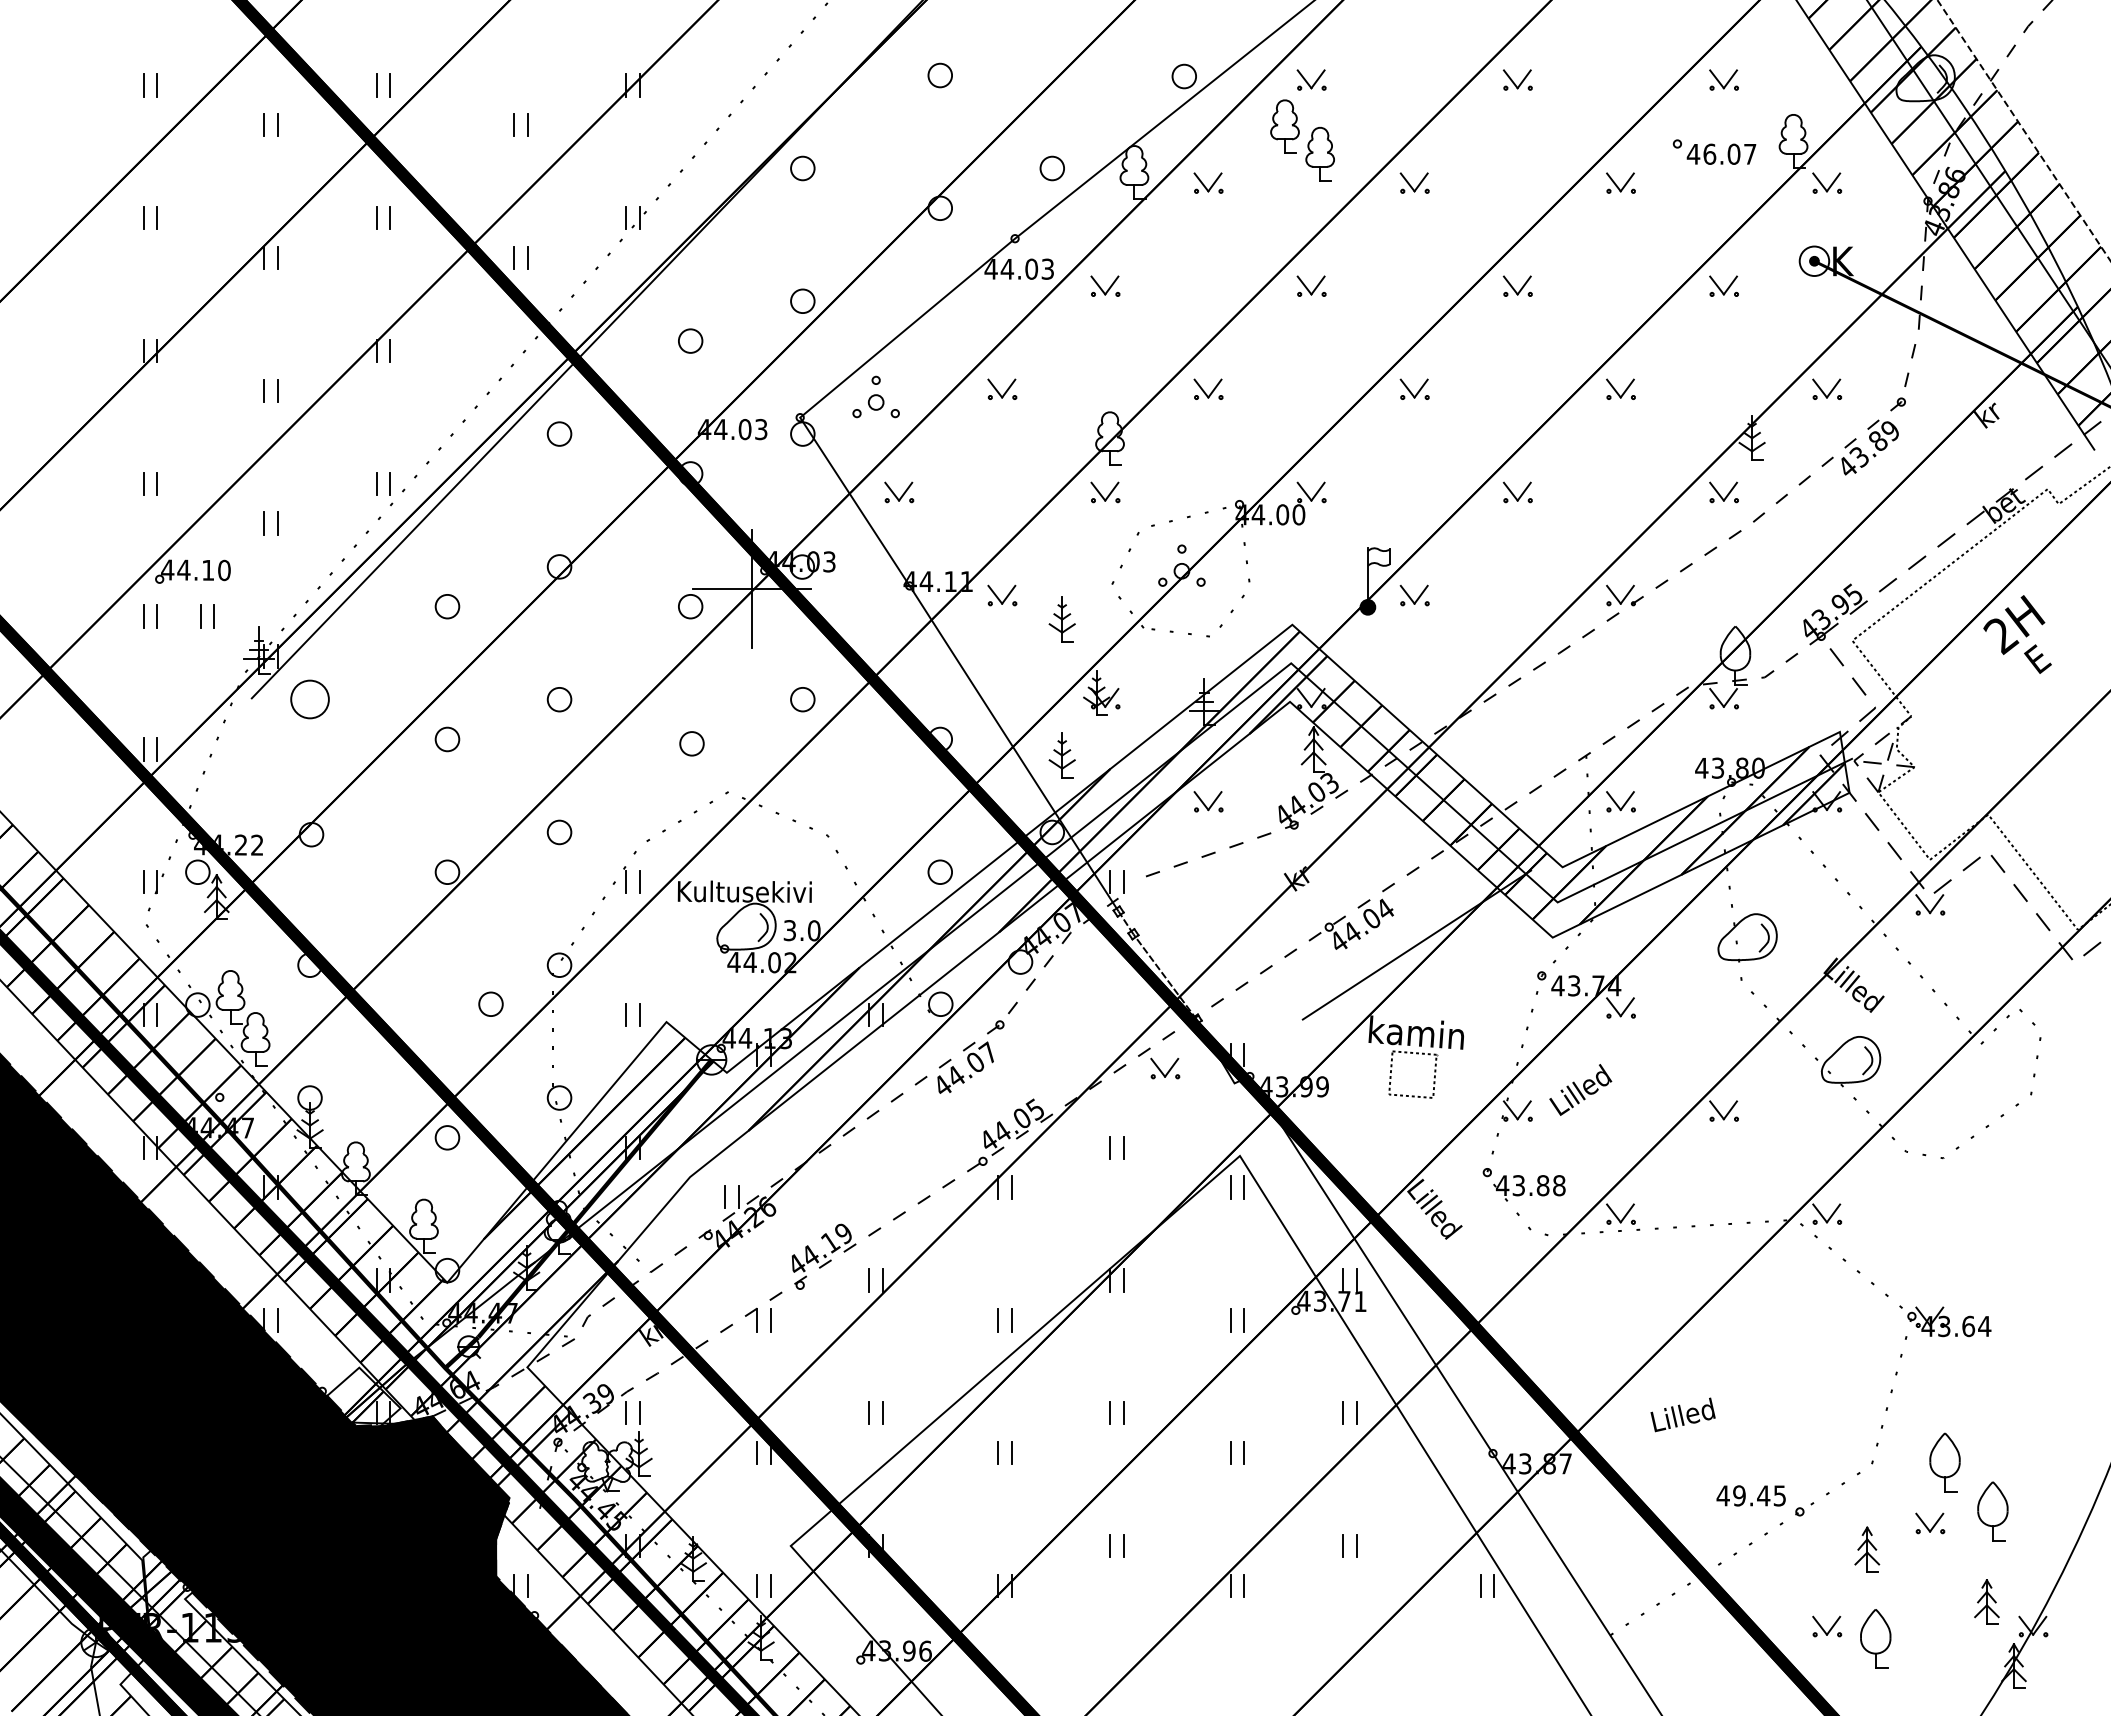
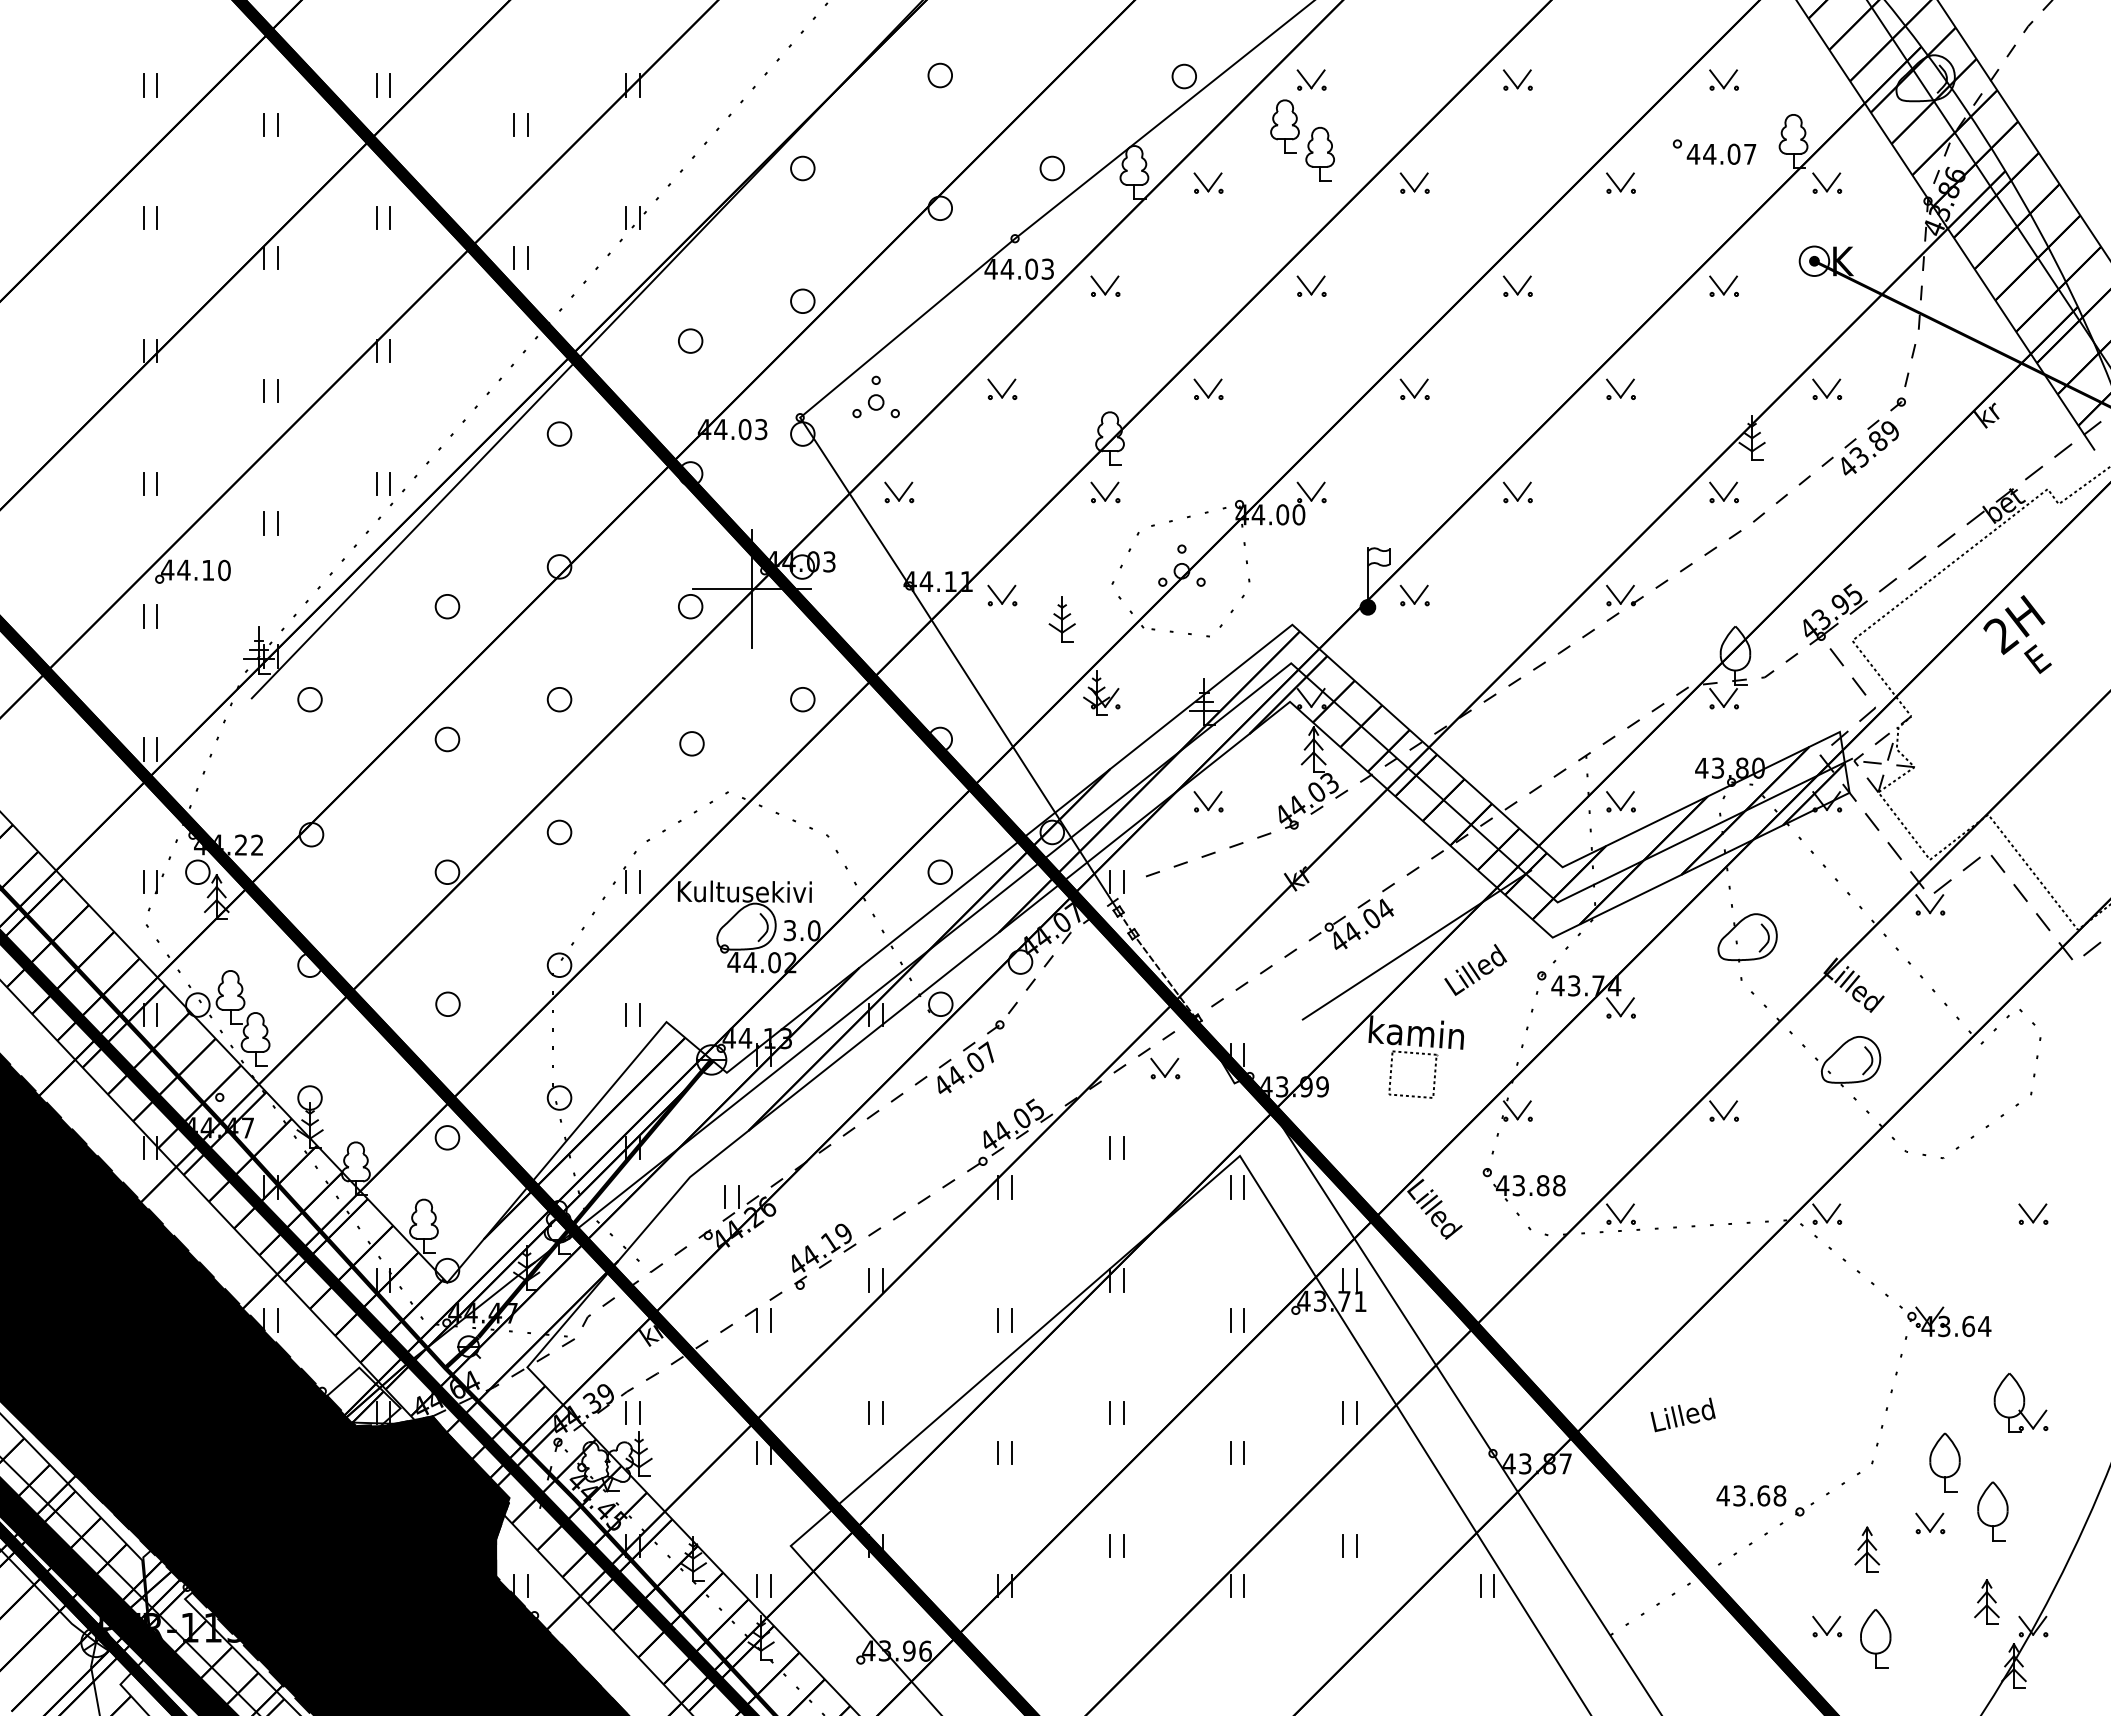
line: dashed -> solid (2023, 130)
text: 46.07 -> 44.07 (1709, 153)
part: present -> none (207, 616)
part size: 40x41 px -> 26x26 px (309, 699)
part: present -> none (1061, 755)
part position: (490, 1003) -> (447, 1003) (447, 1003)
text position: (1580, 1089) -> (1475, 969) (1475, 969)
part: none -> present (2033, 1213)
part: none -> present (2020, 1402)
text: 49.45 -> 43.68 (1759, 1495)
